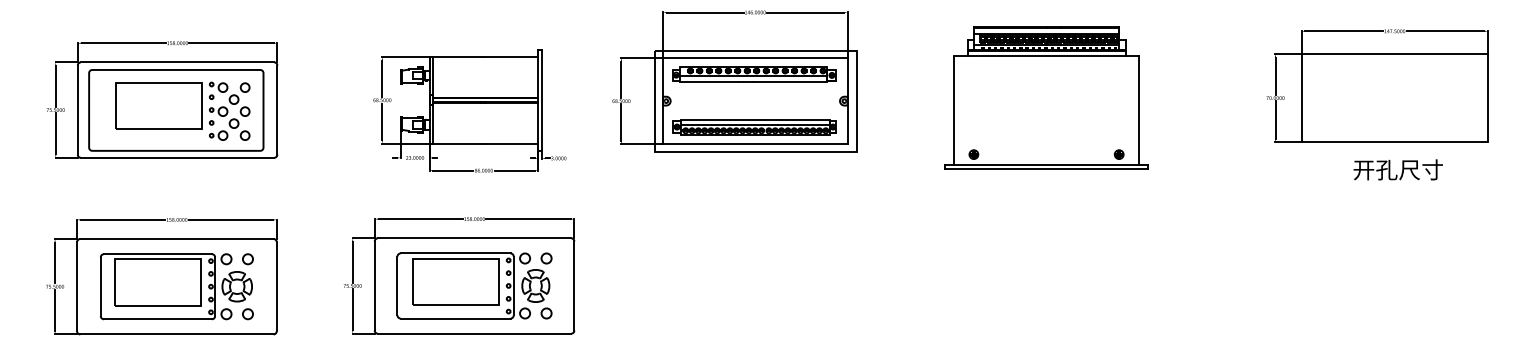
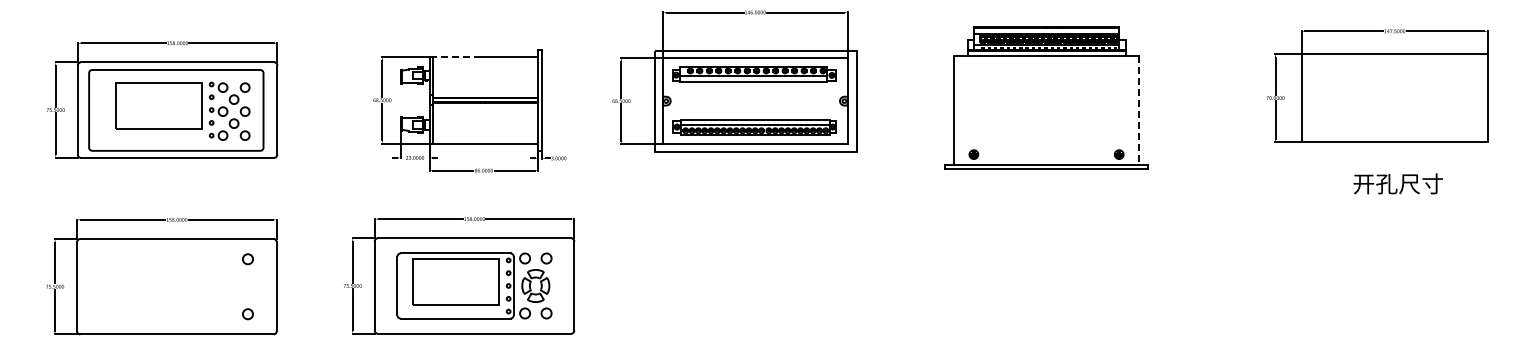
line: solid -> dashed (455, 57)
line: solid -> dashed (1138, 110)
text position: (1397, 169) -> (1397, 183) (1397, 183)
part: present -> none (176, 286)
